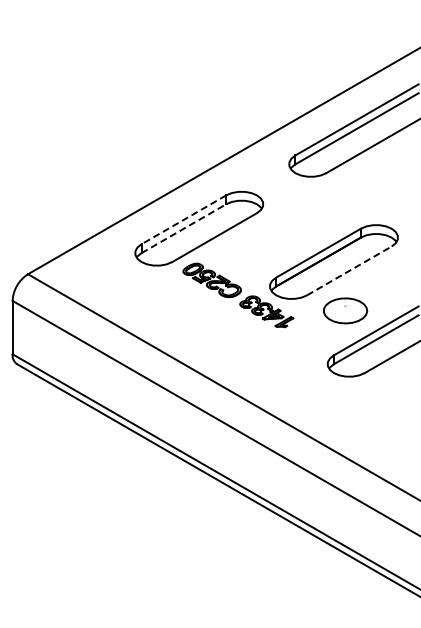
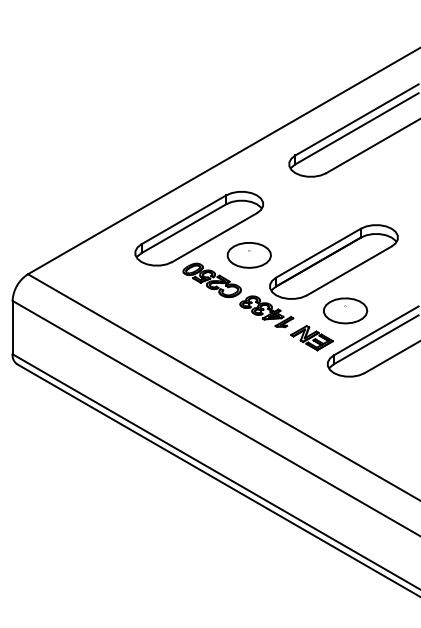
line: dashed -> solid (183, 219)
line: dashed -> solid (183, 228)
part: none -> present (248, 255)
line: dashed -> solid (349, 270)
part: none -> present (311, 338)
